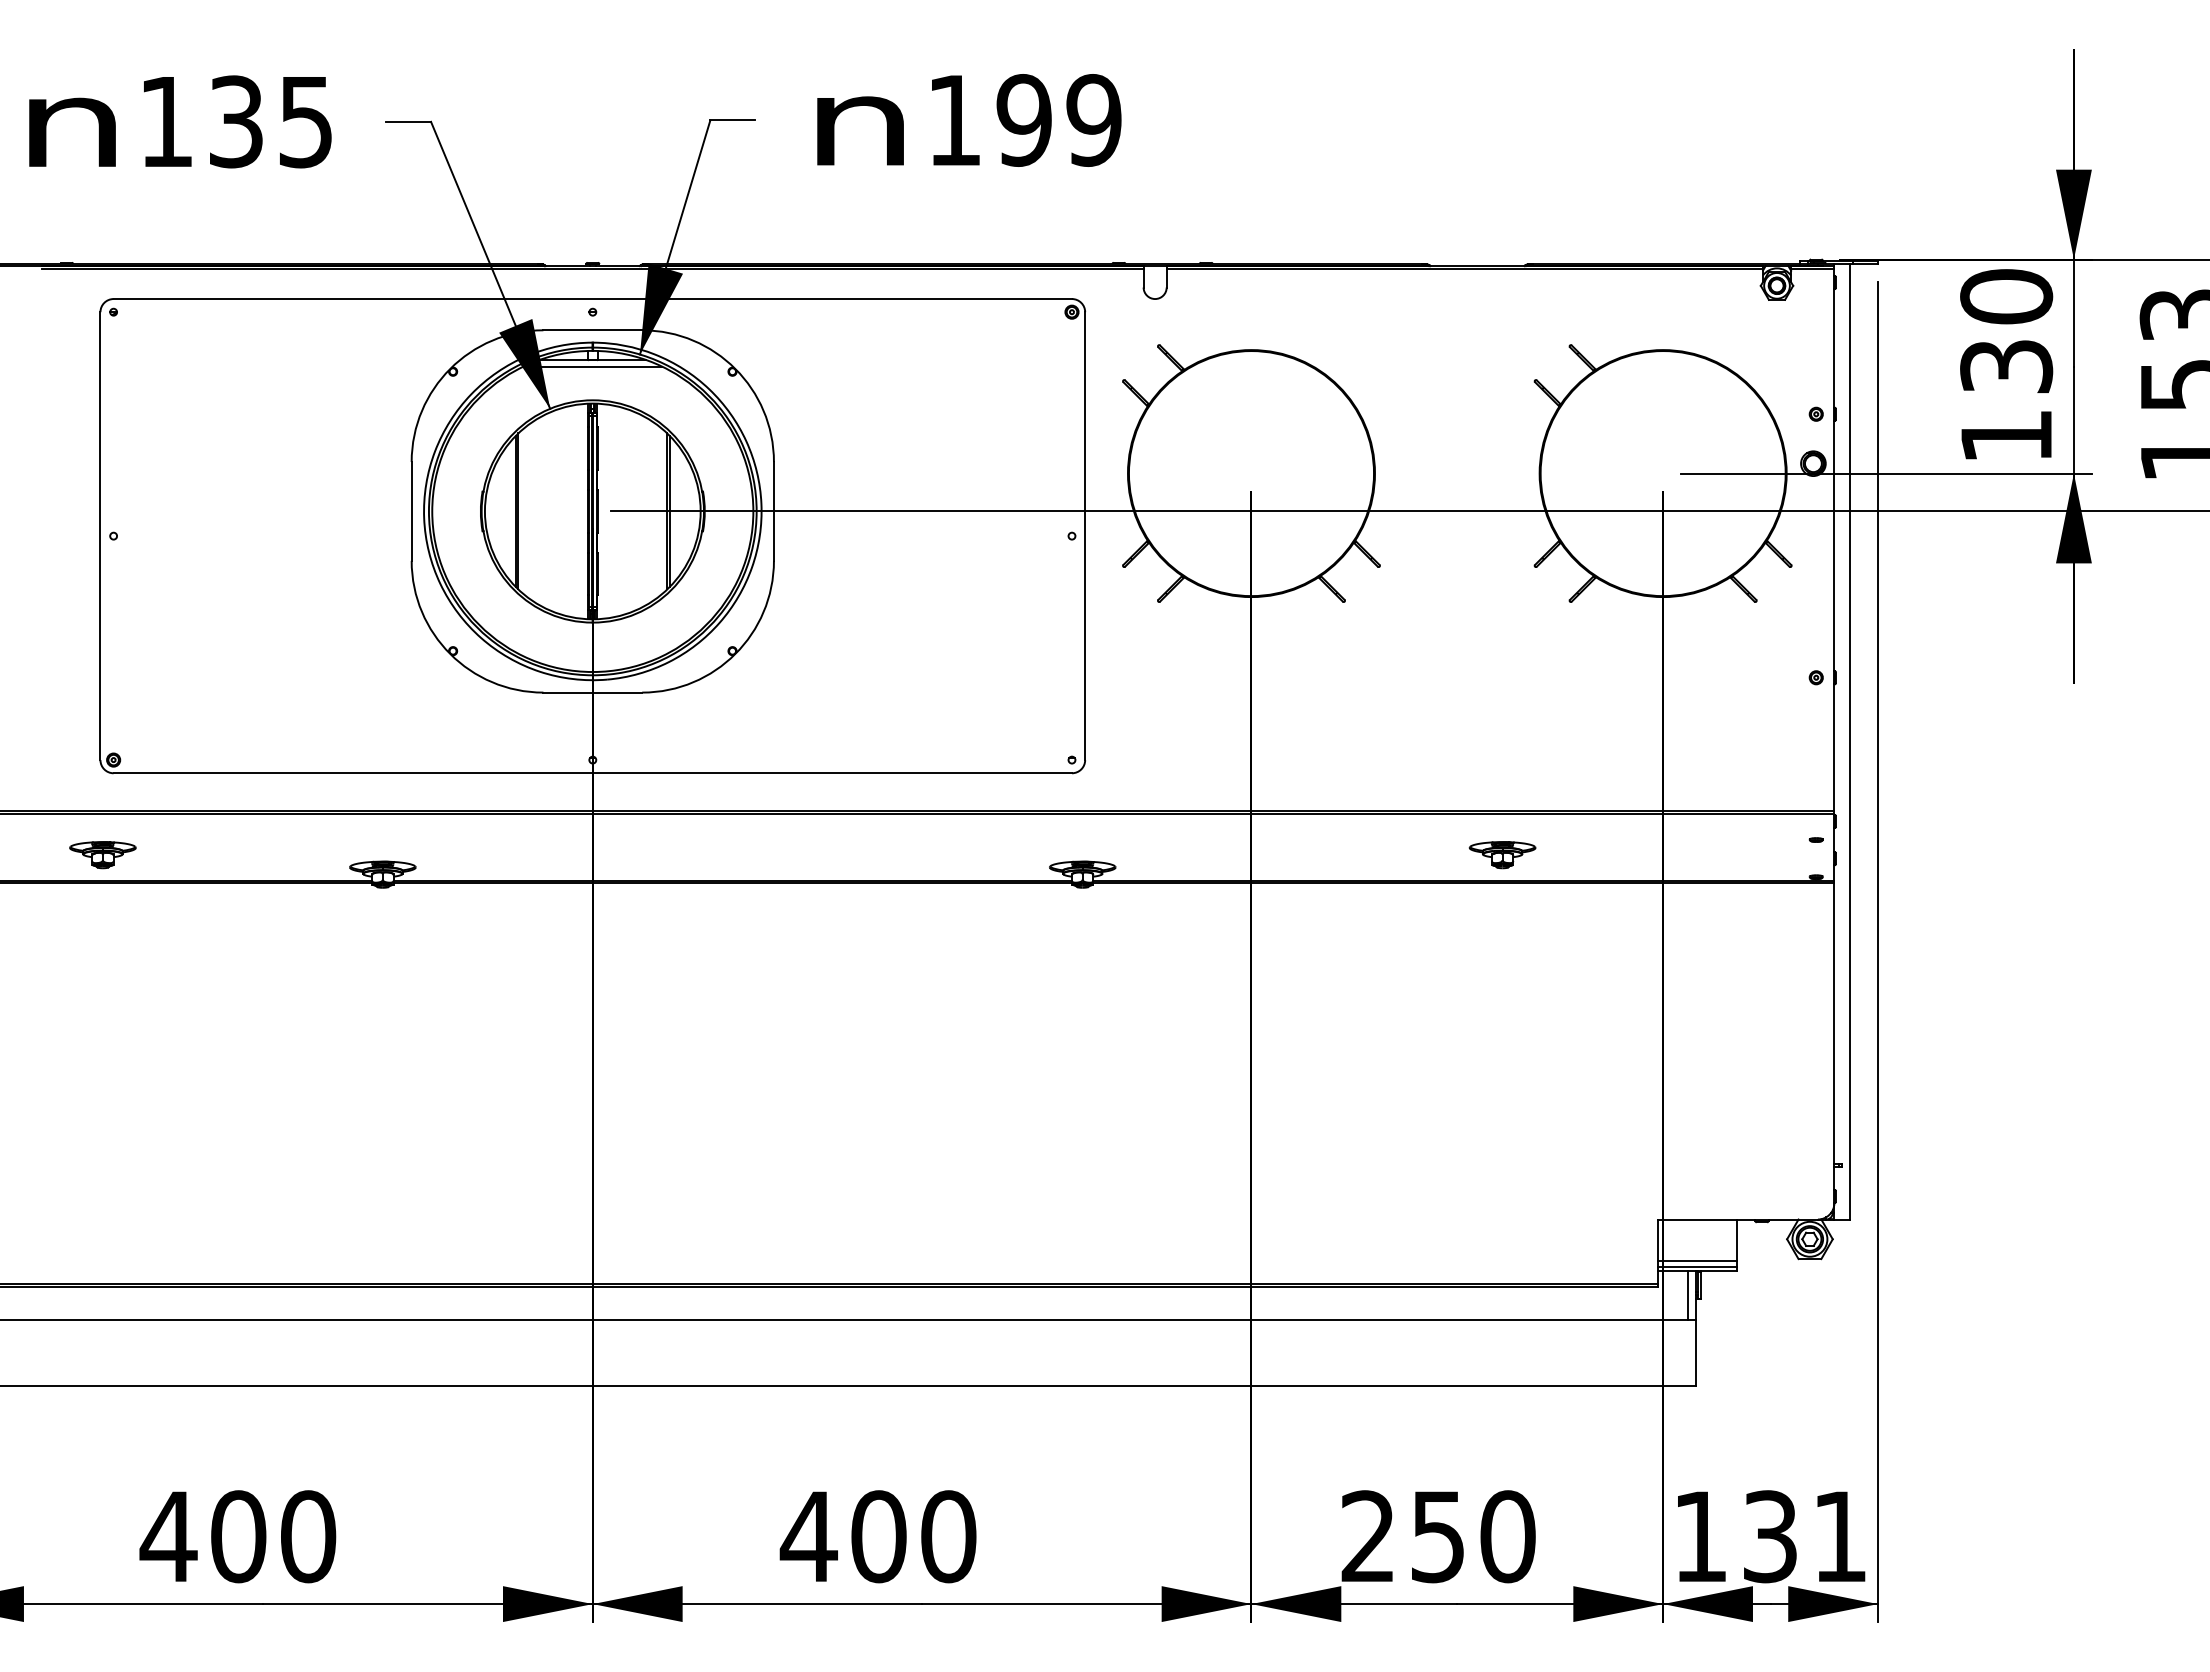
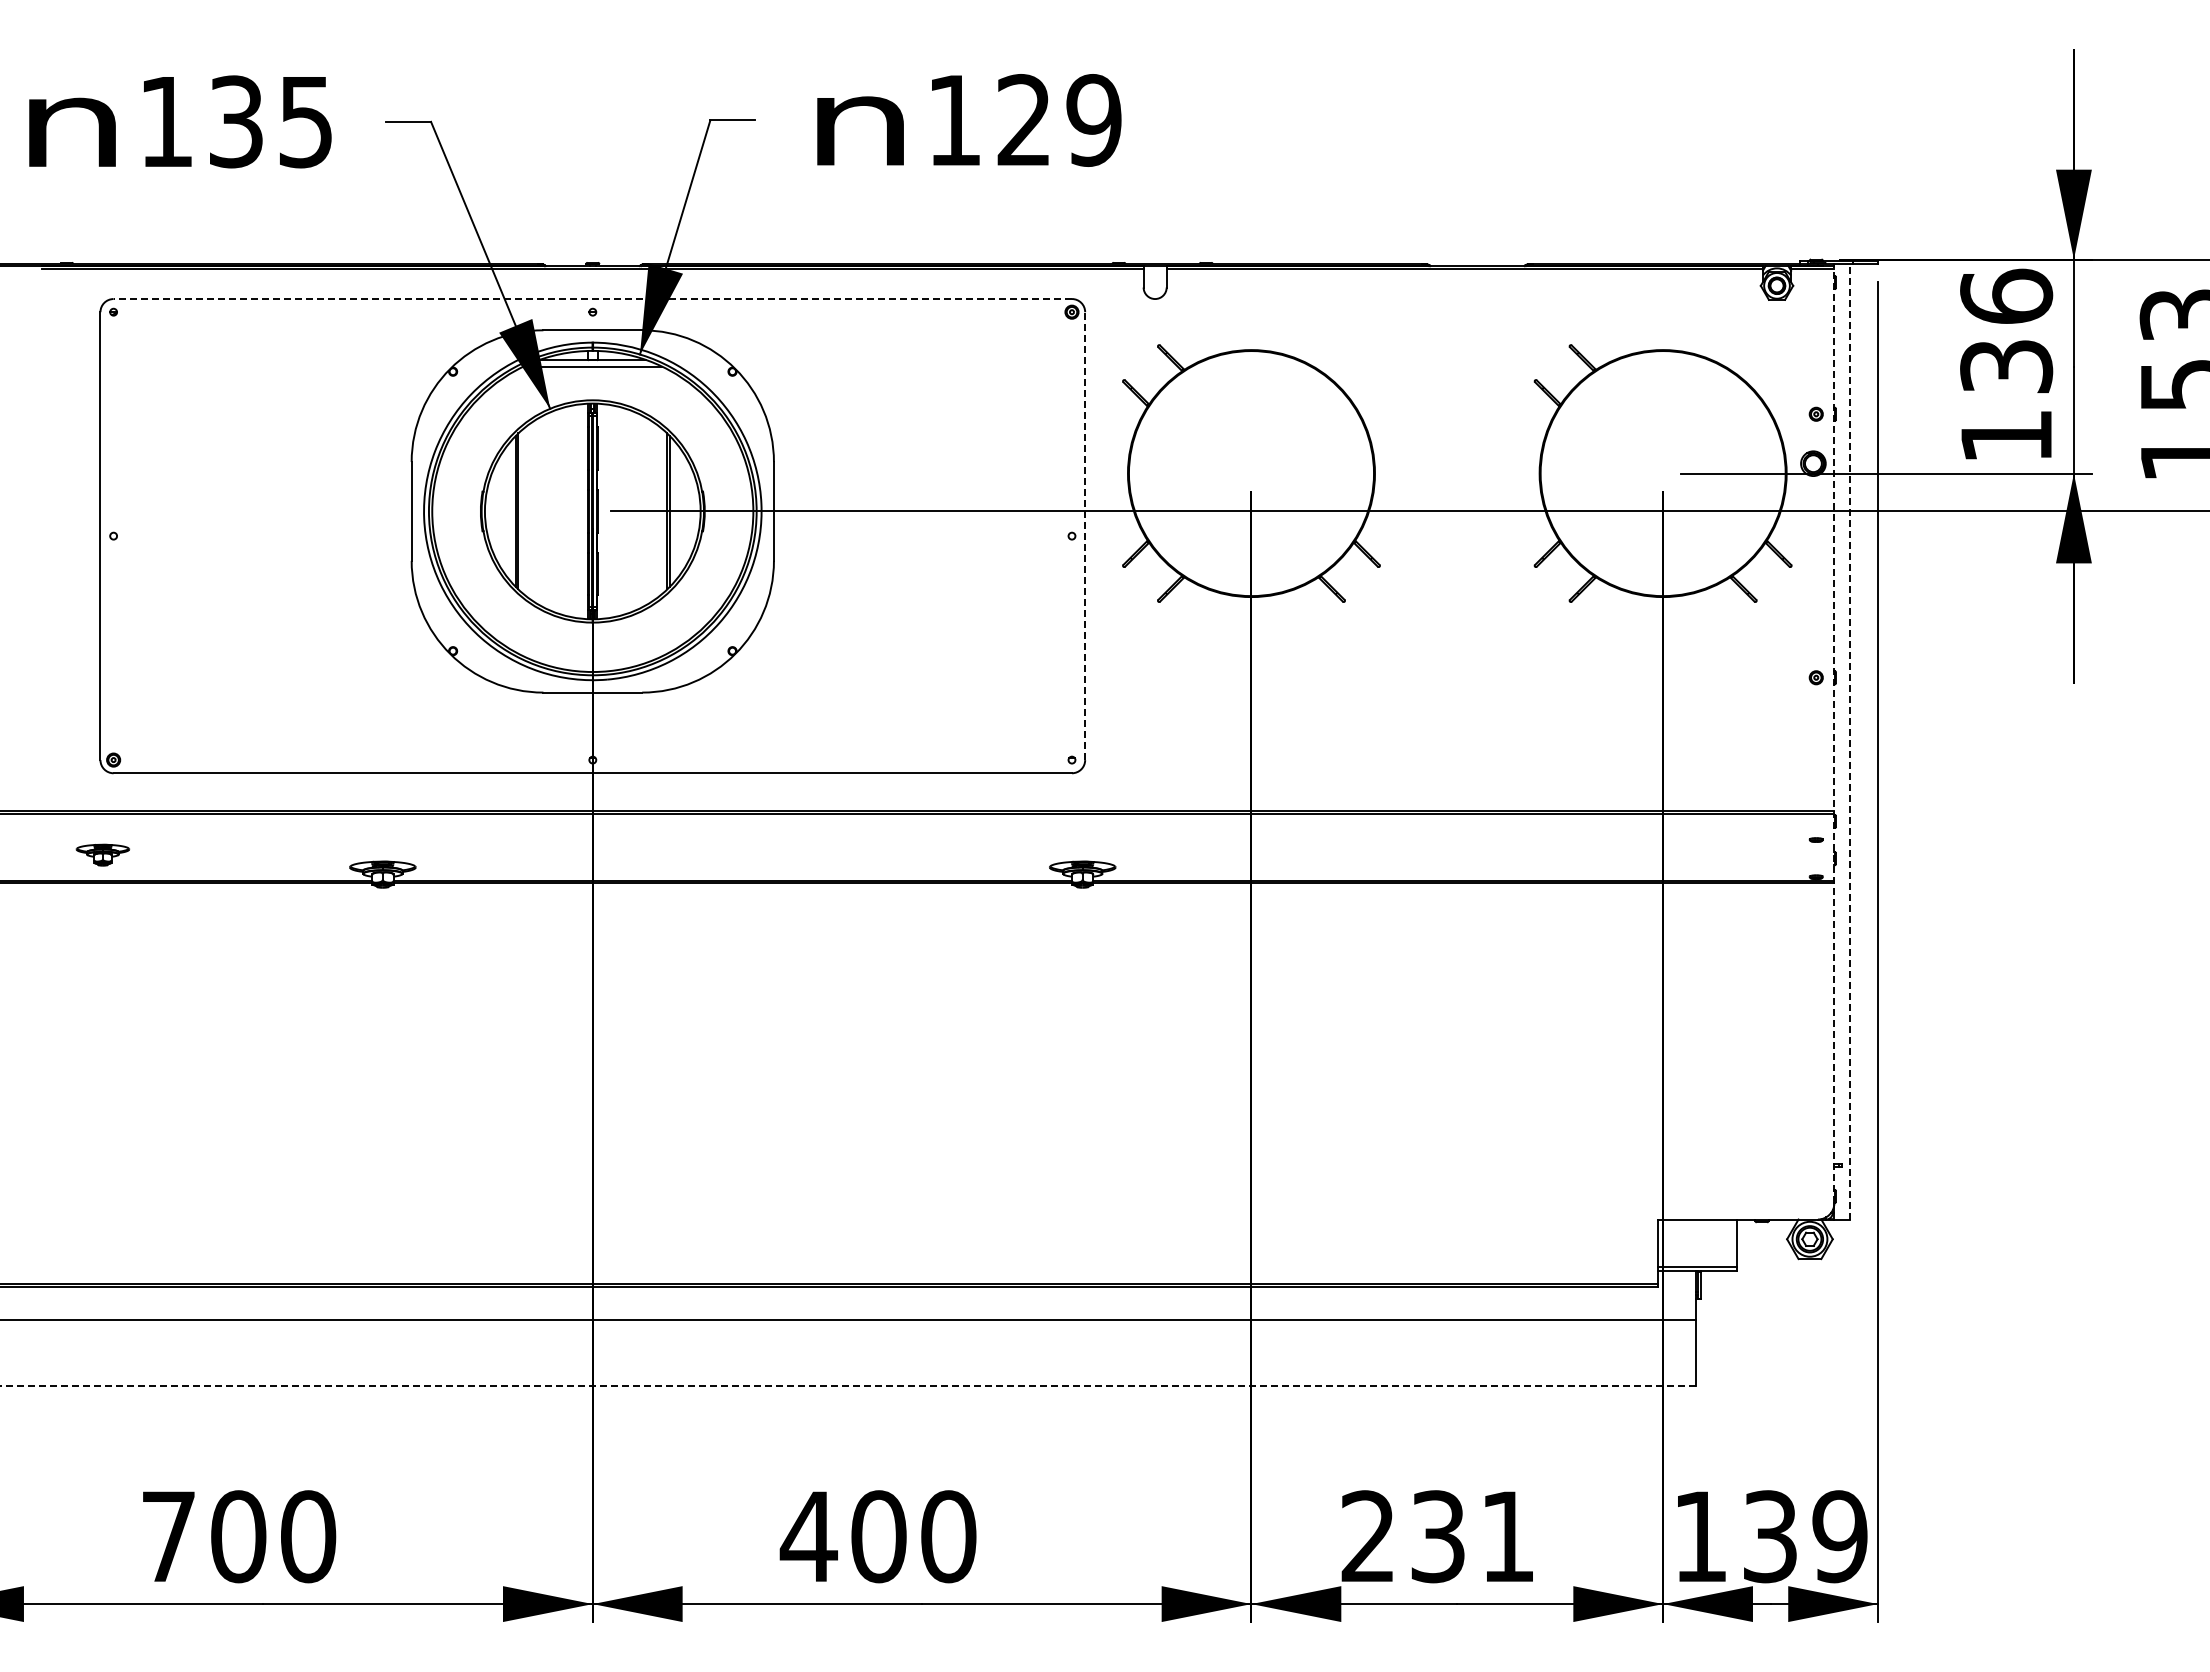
text: 199 -> 129 (1023, 120)
text: 130 -> 136 (2006, 296)
line: solid -> dashed (592, 299)
line: solid -> dashed (1085, 536)
line: solid -> dashed (1834, 734)
line: solid -> dashed (1850, 741)
part size: 68x29 px -> 56x24 px (102, 854)
part: present -> none (1502, 855)
line: present -> none (1697, 1260)
line: present -> none (1687, 1294)
line: solid -> dashed (848, 1385)
text: 400 -> 700 (168, 1536)
text: 250 -> 231 (1473, 1536)
text: 131 -> 139 (1839, 1536)
